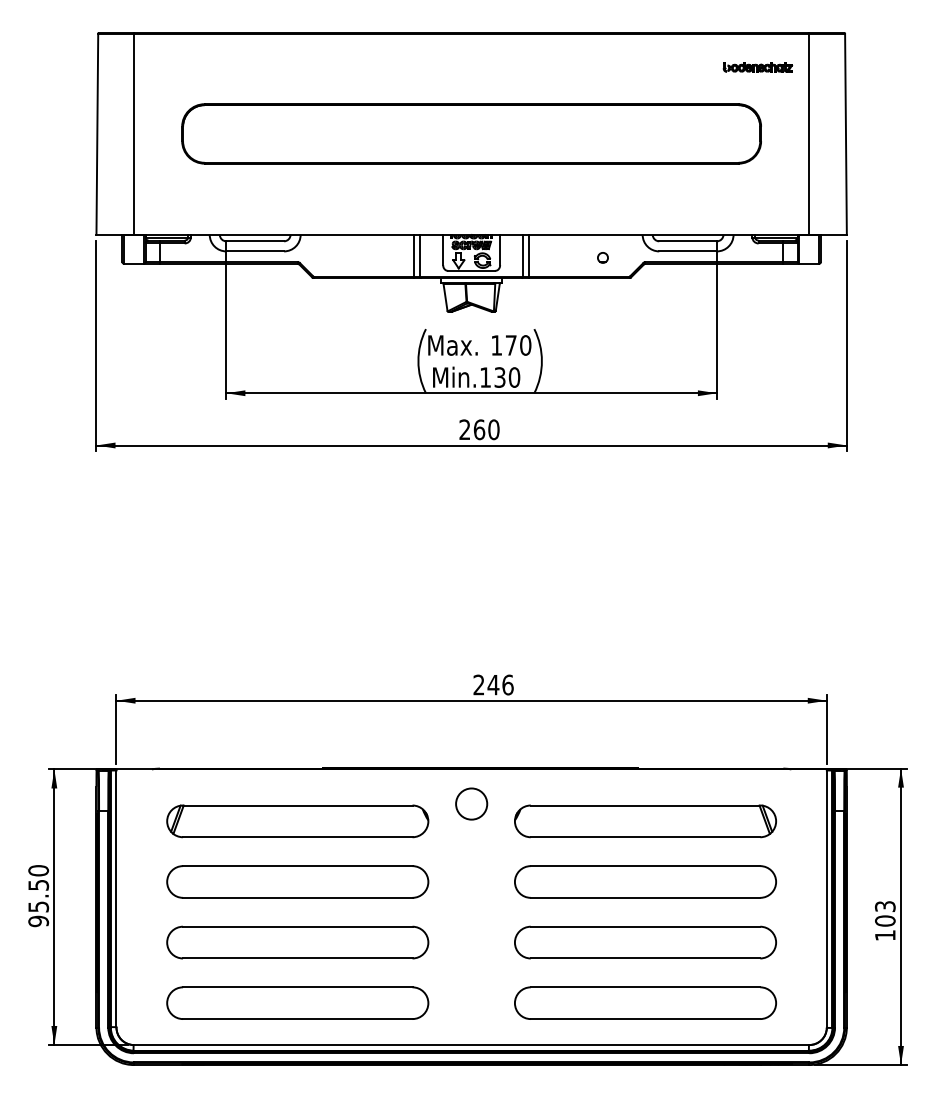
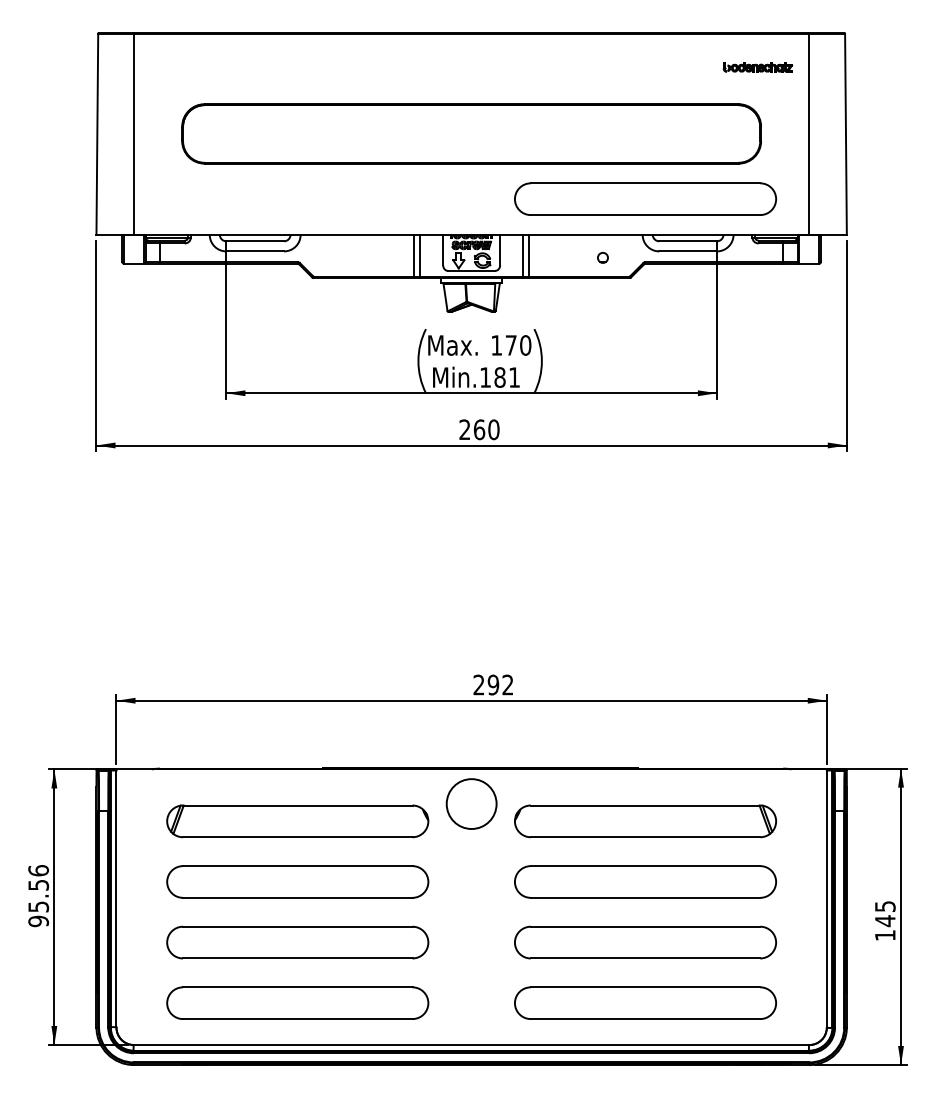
part: none -> present (645, 198)
text: Min.130 -> Min.181 (507, 377)
text: 246 -> 292 (500, 684)
circle diameter: 31 px -> 50 px (471, 804)
text: 95.50 -> 95.56 (38, 870)
text: 103 -> 145 (884, 914)
